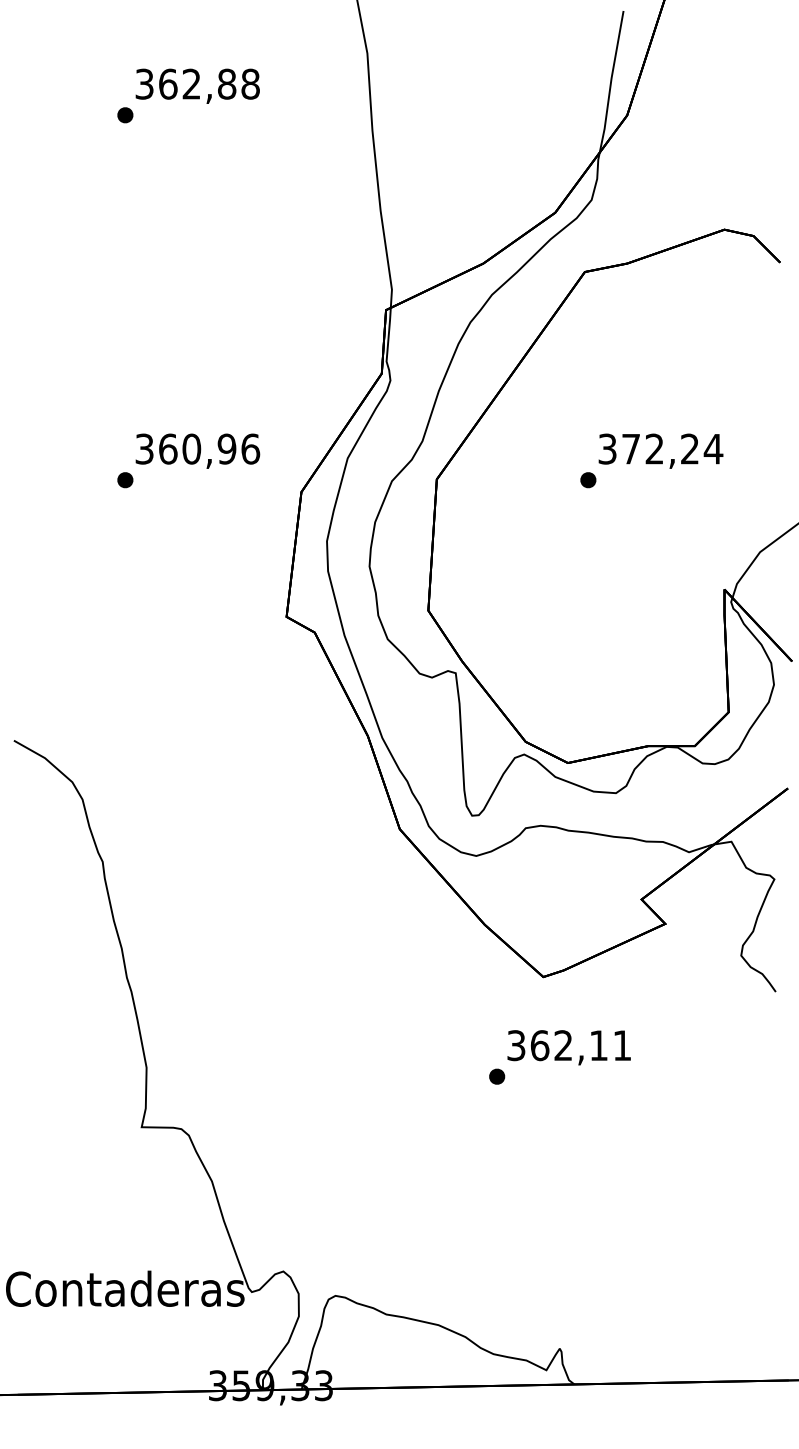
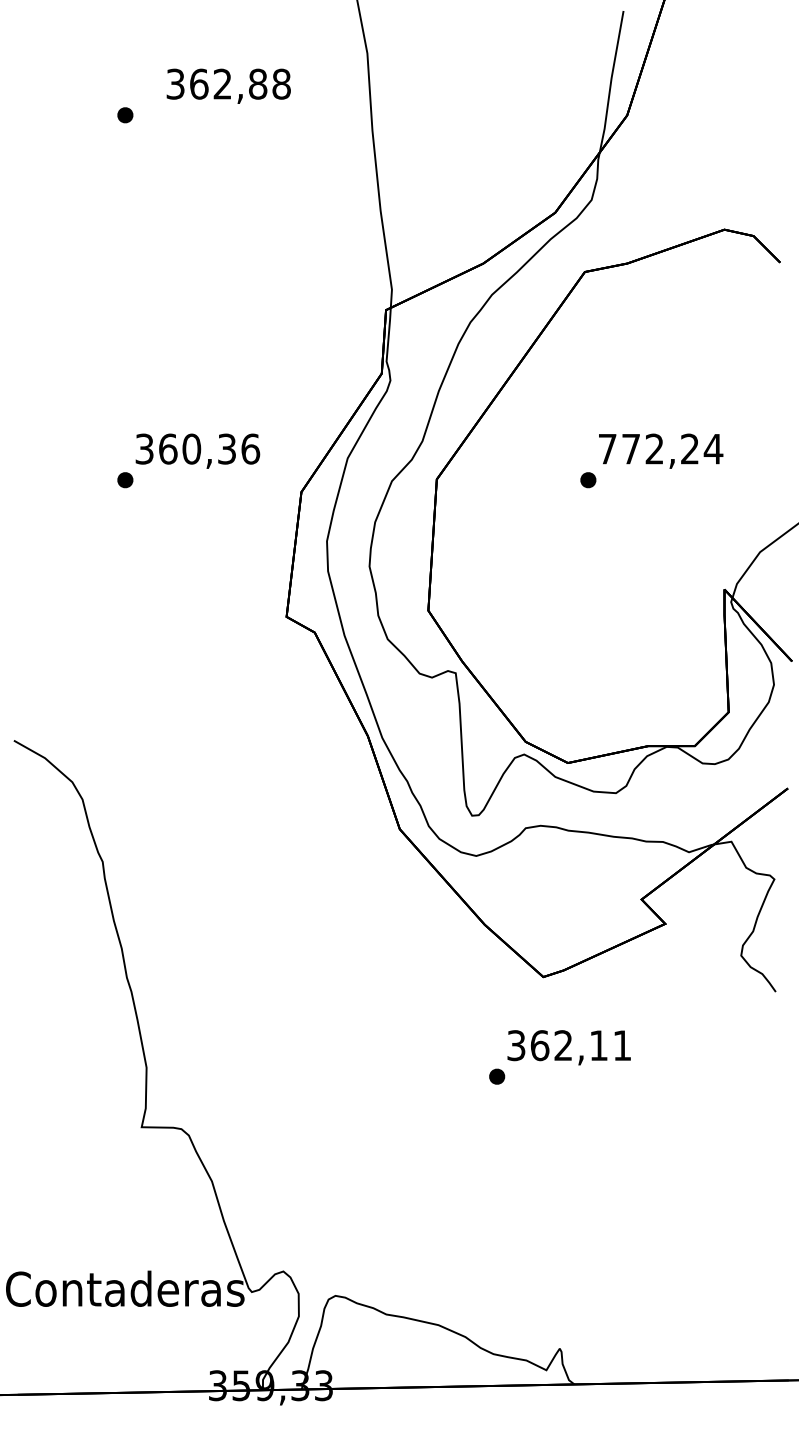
text position: (197, 85) -> (228, 85) (228, 85)
text: 360,96 -> 360,36 (226, 448)
text: 372,24 -> 772,24 (607, 448)
